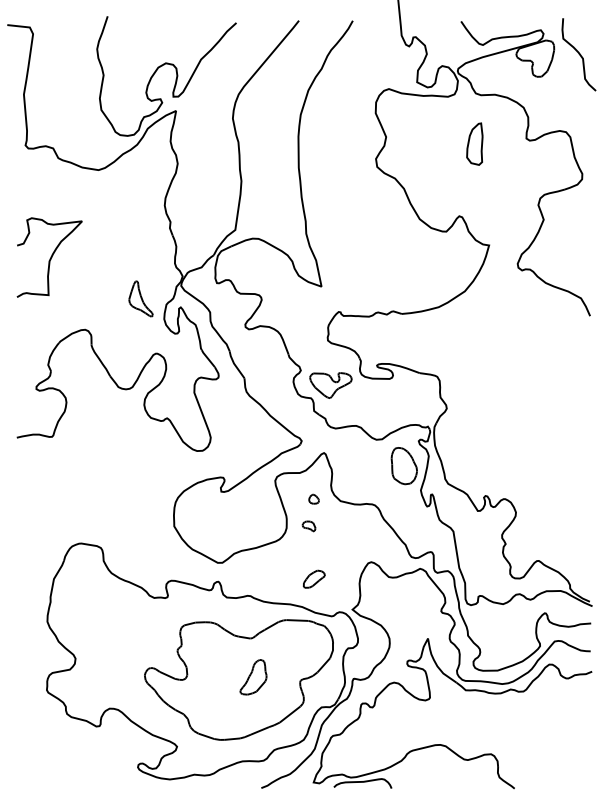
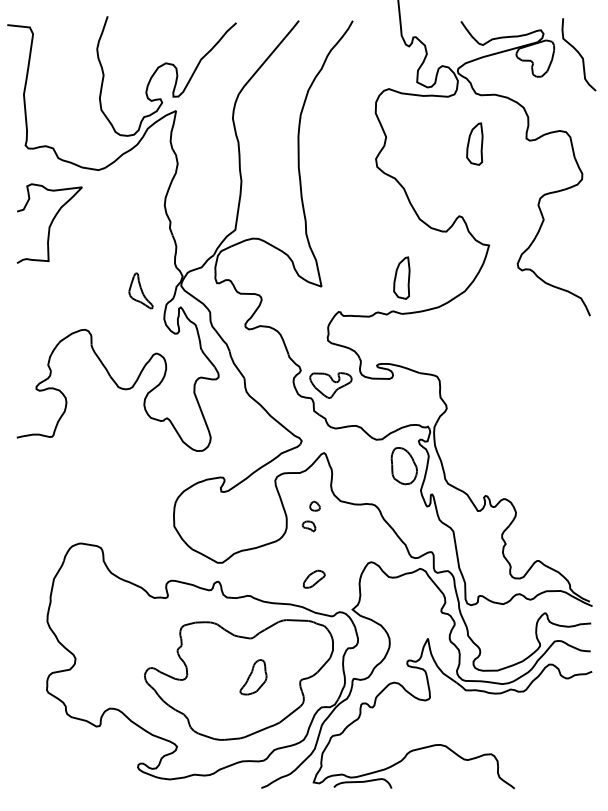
curve position: (50, 257) -> (50, 223) (50, 223)
part: none -> present (401, 277)
part position: (140, 298) -> (140, 290) (140, 290)
part position: (313, 498) -> (314, 505) (314, 505)
